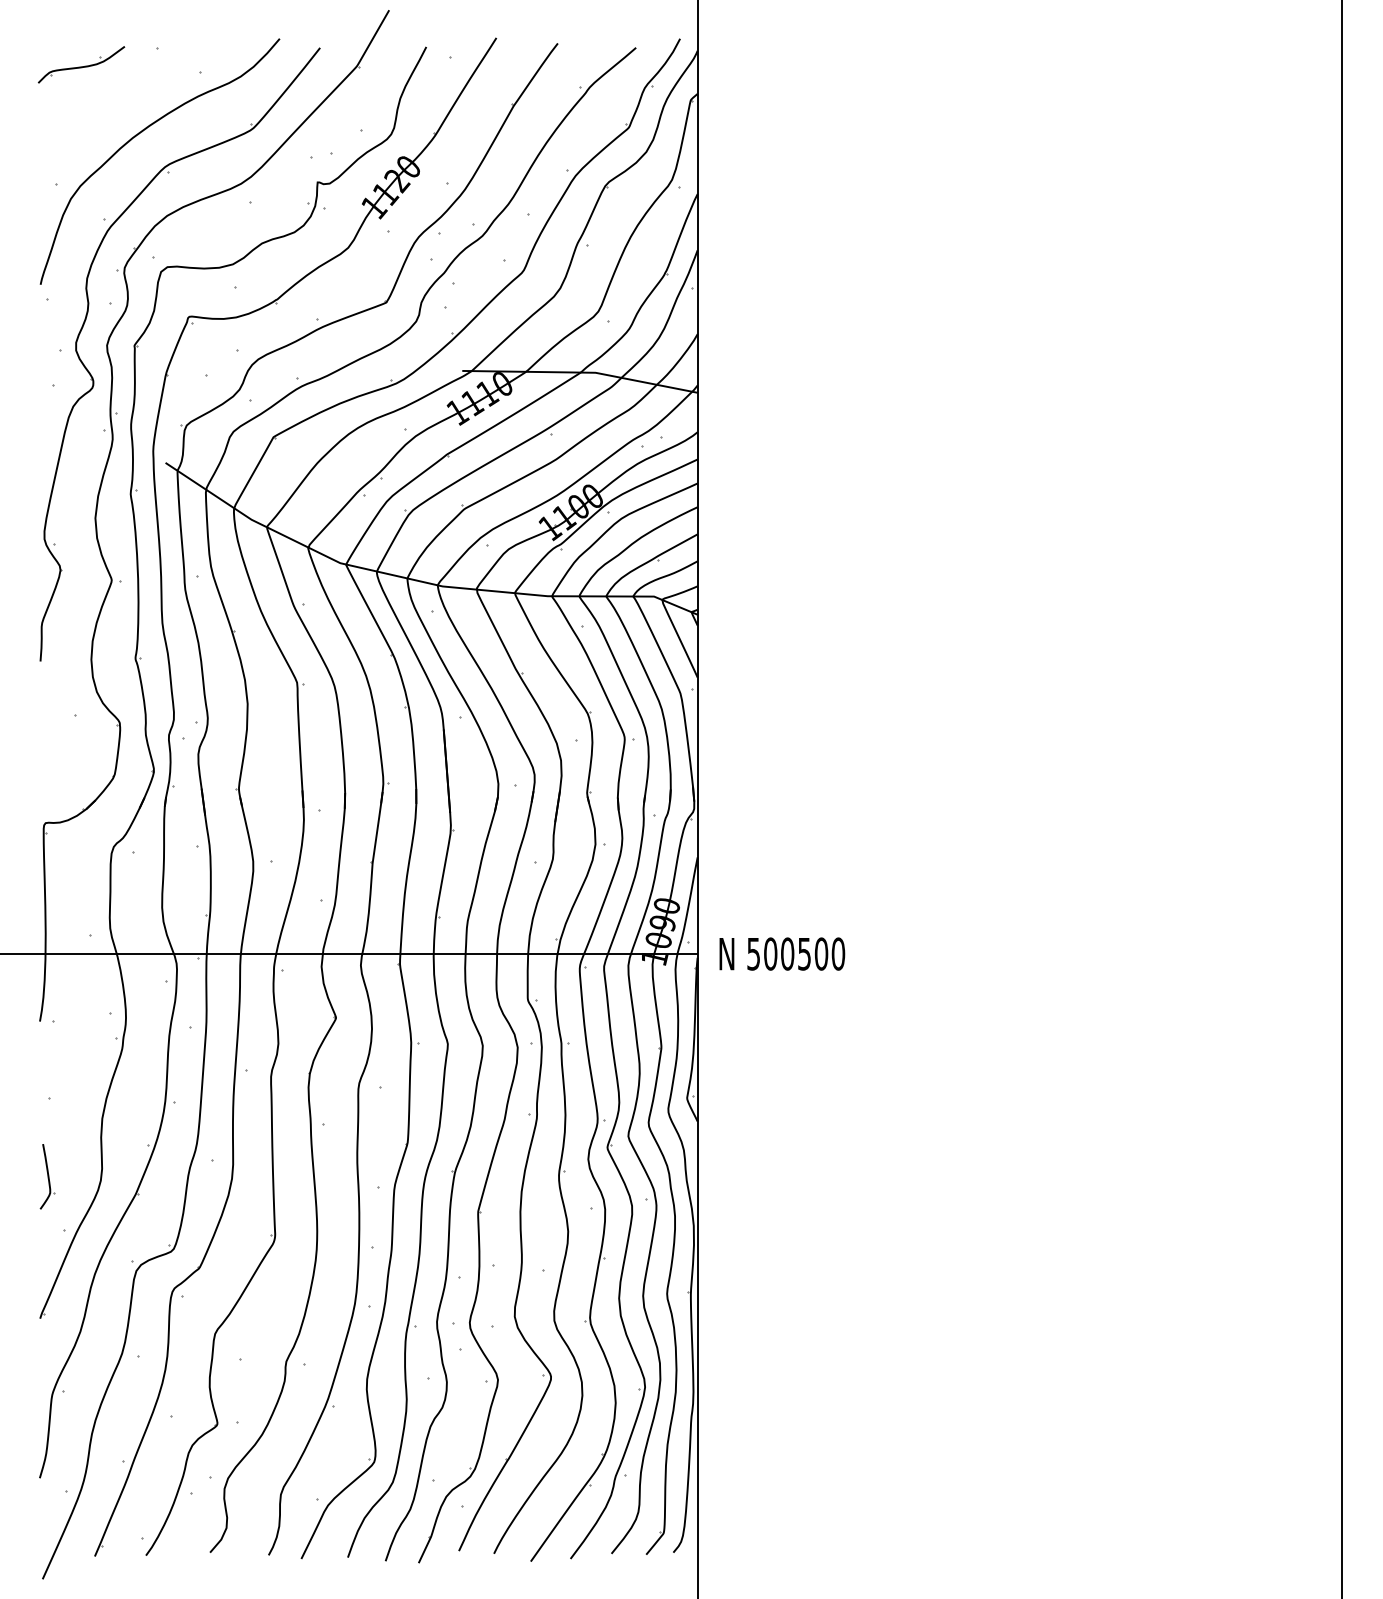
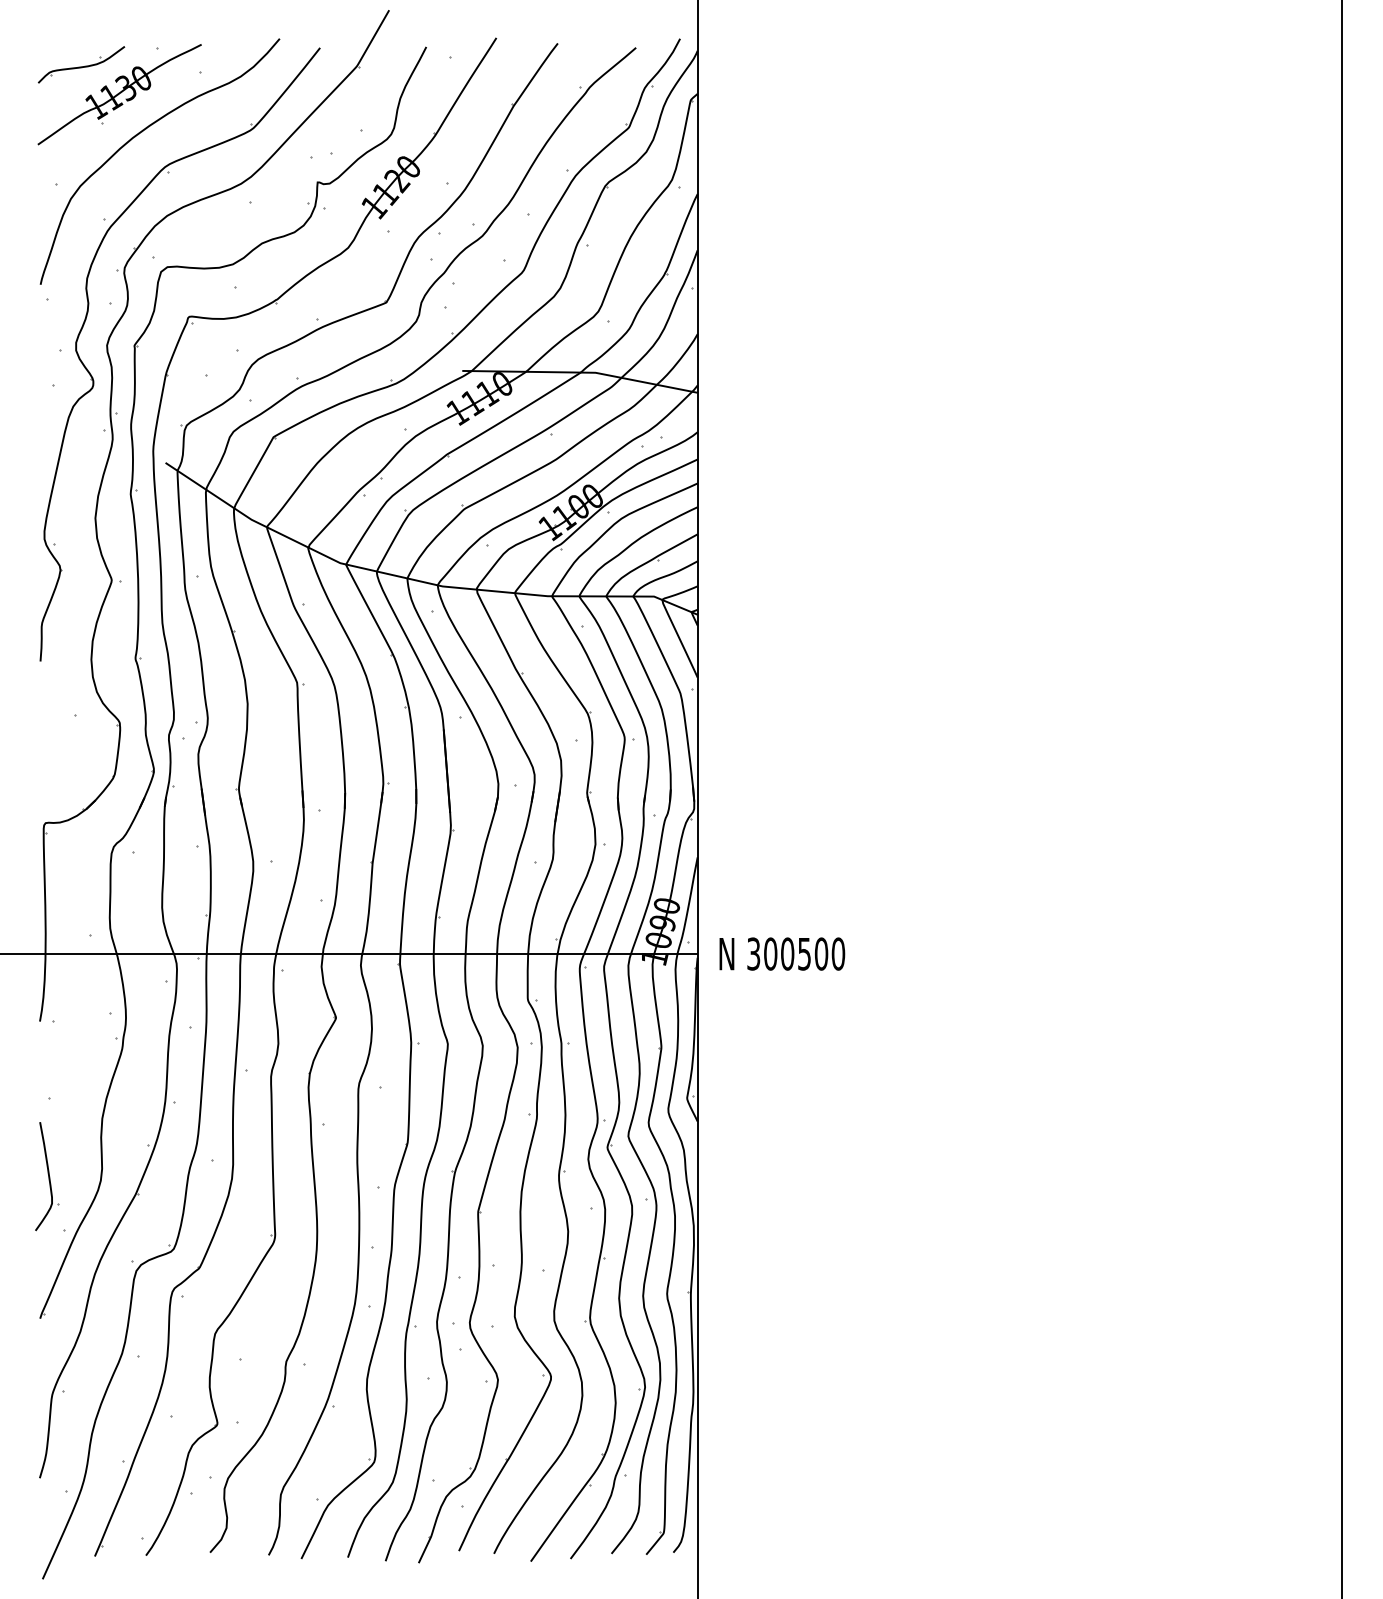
part: none -> present (119, 94)
text: 500500 -> 300500 (753, 953)
part size: 17x66 px -> 25x110 px (47, 1176)
